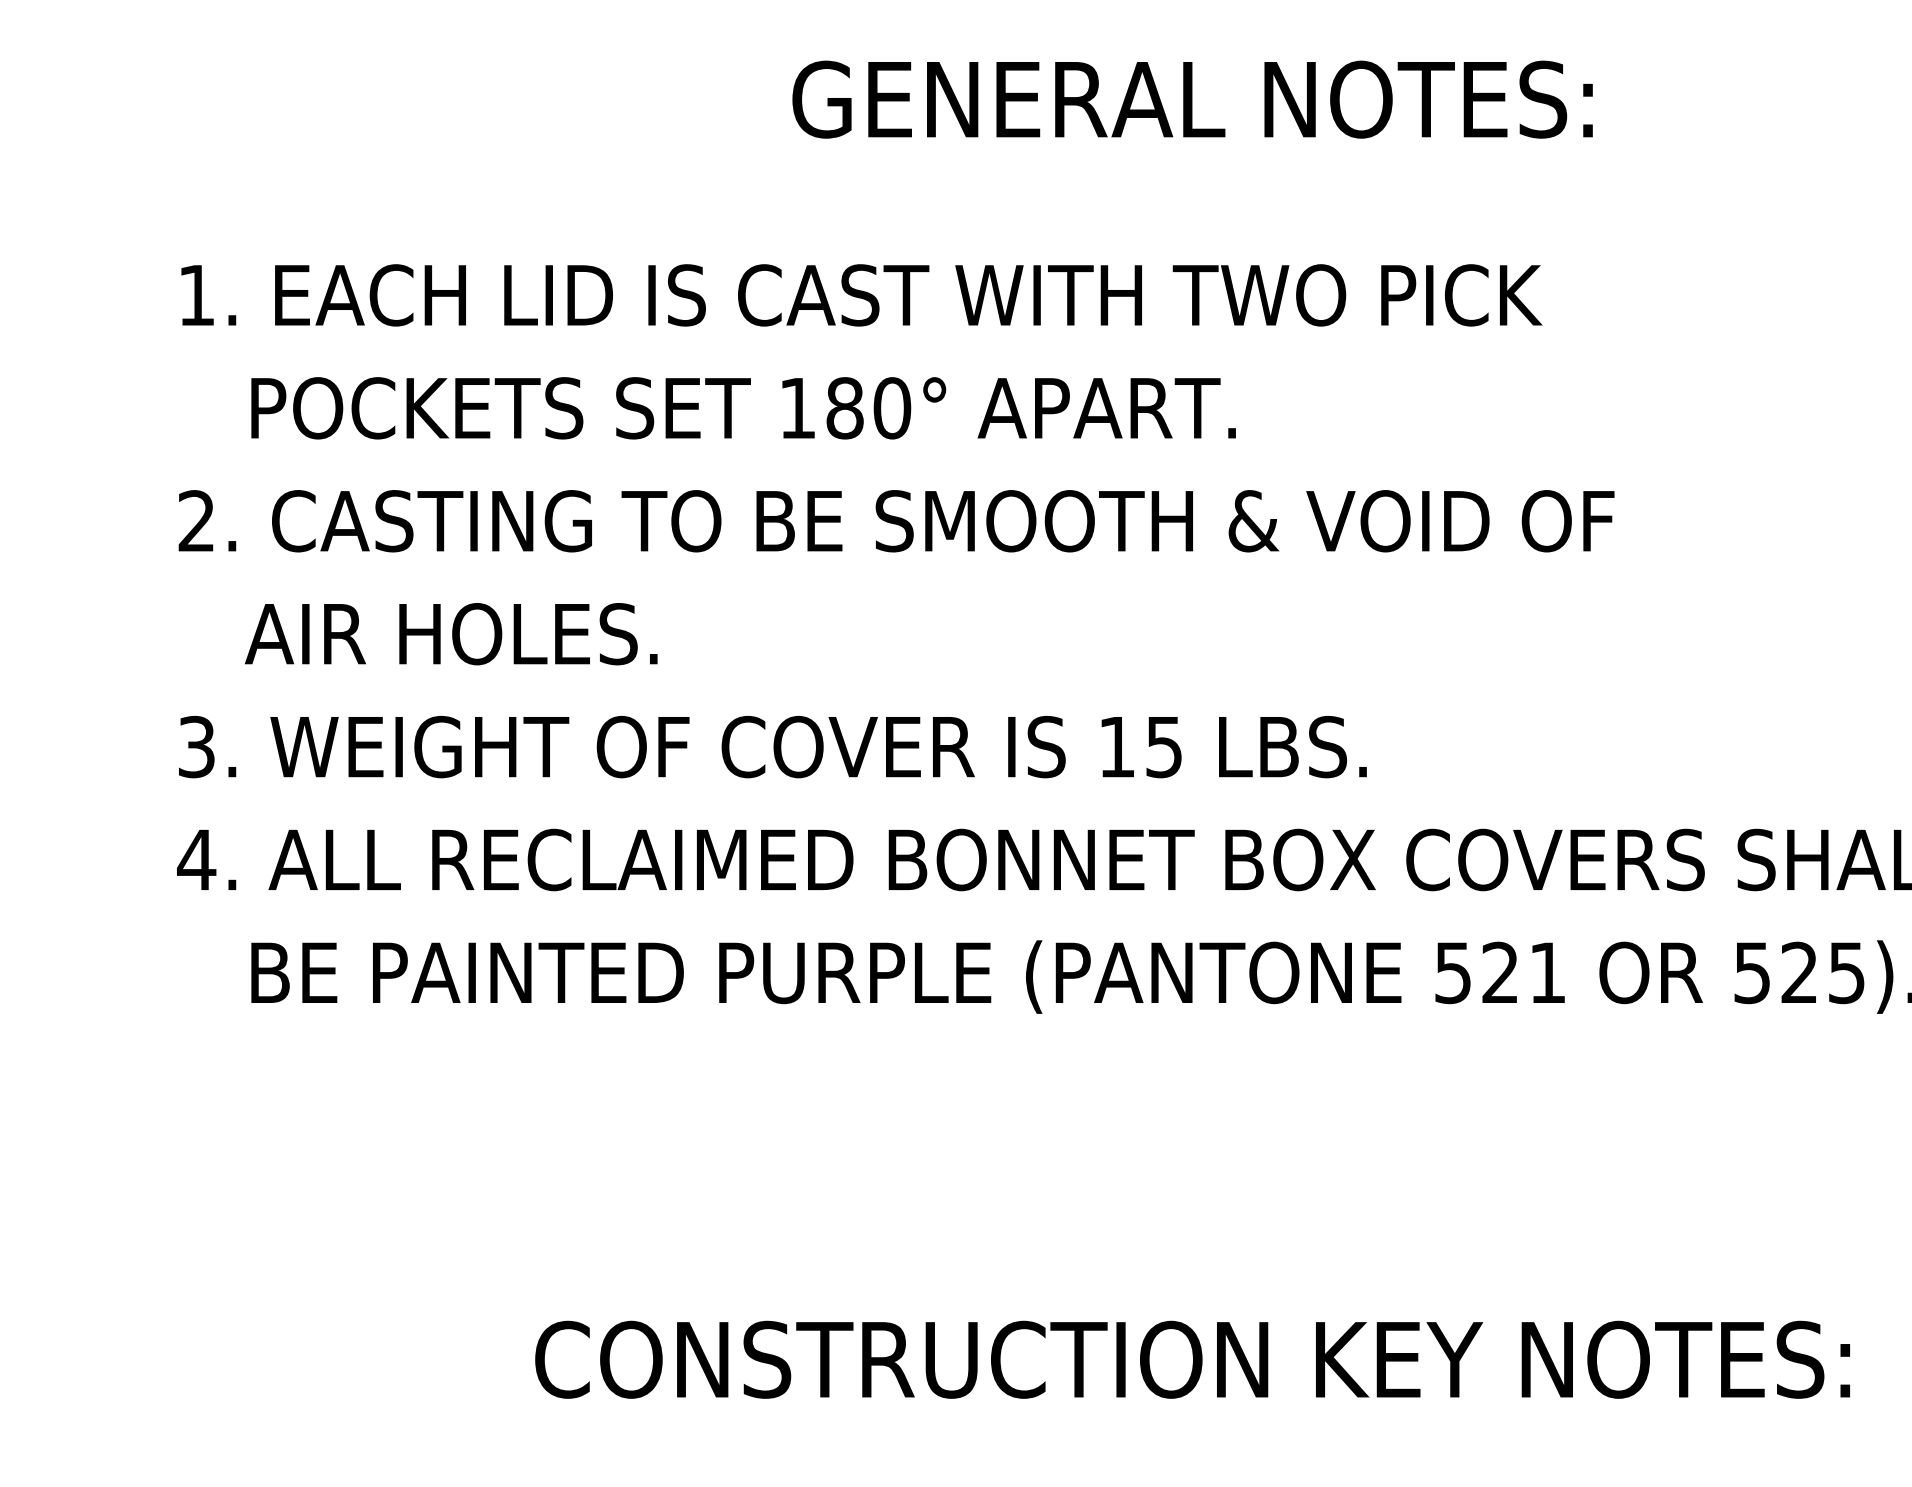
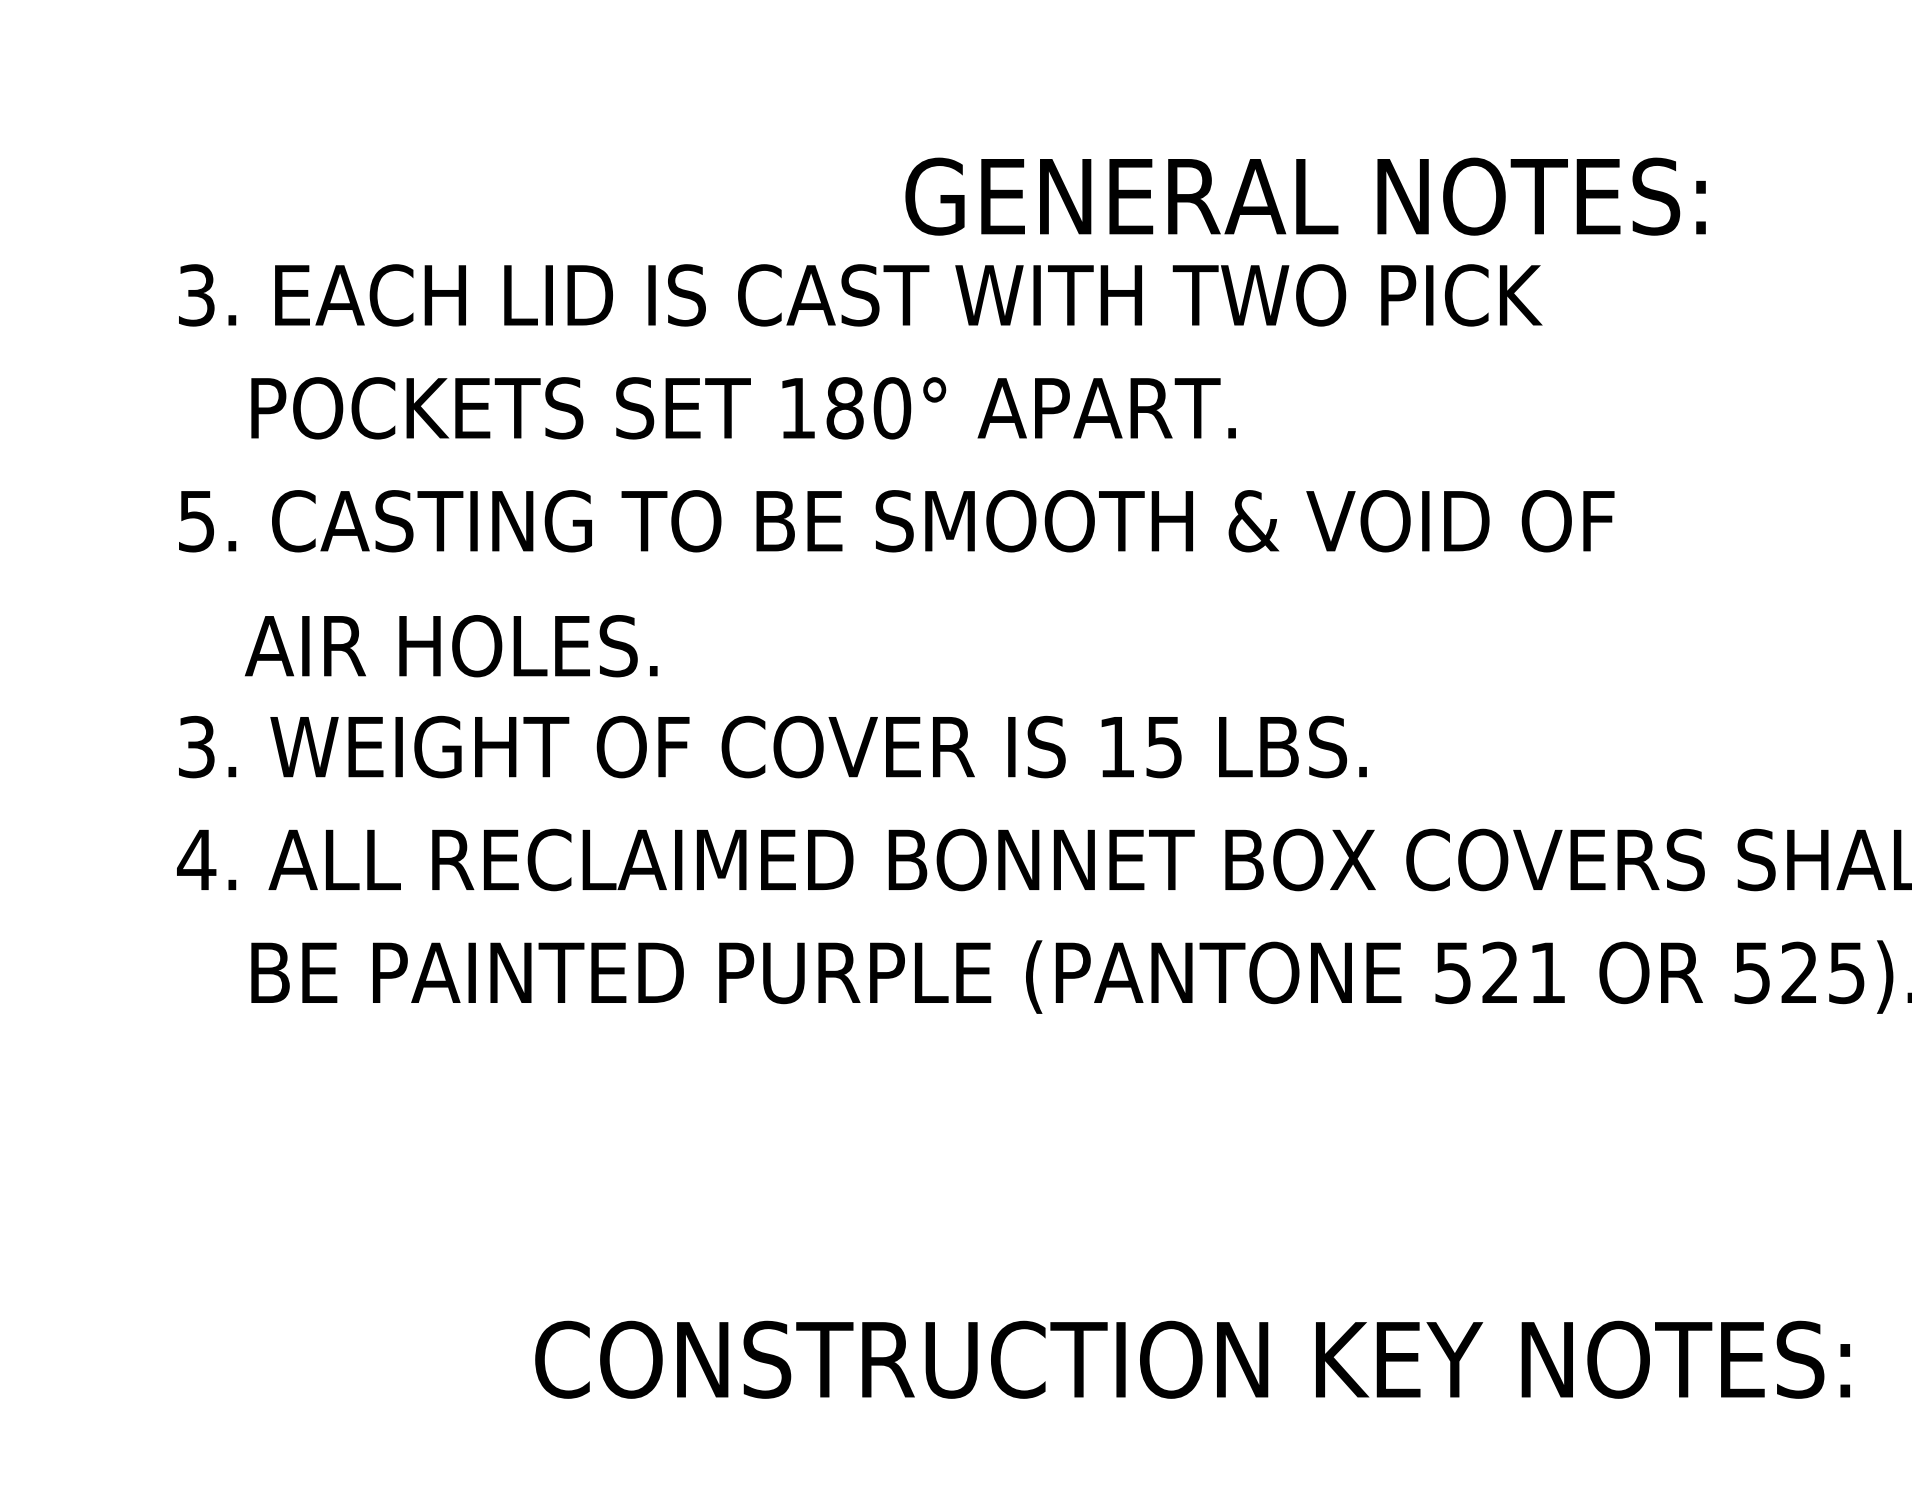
text position: (1192, 99) -> (1305, 196) (1305, 196)
text: 1. -> 3. (196, 295)
text: 2. -> 5. (196, 521)
text position: (451, 634) -> (451, 646) (451, 646)
